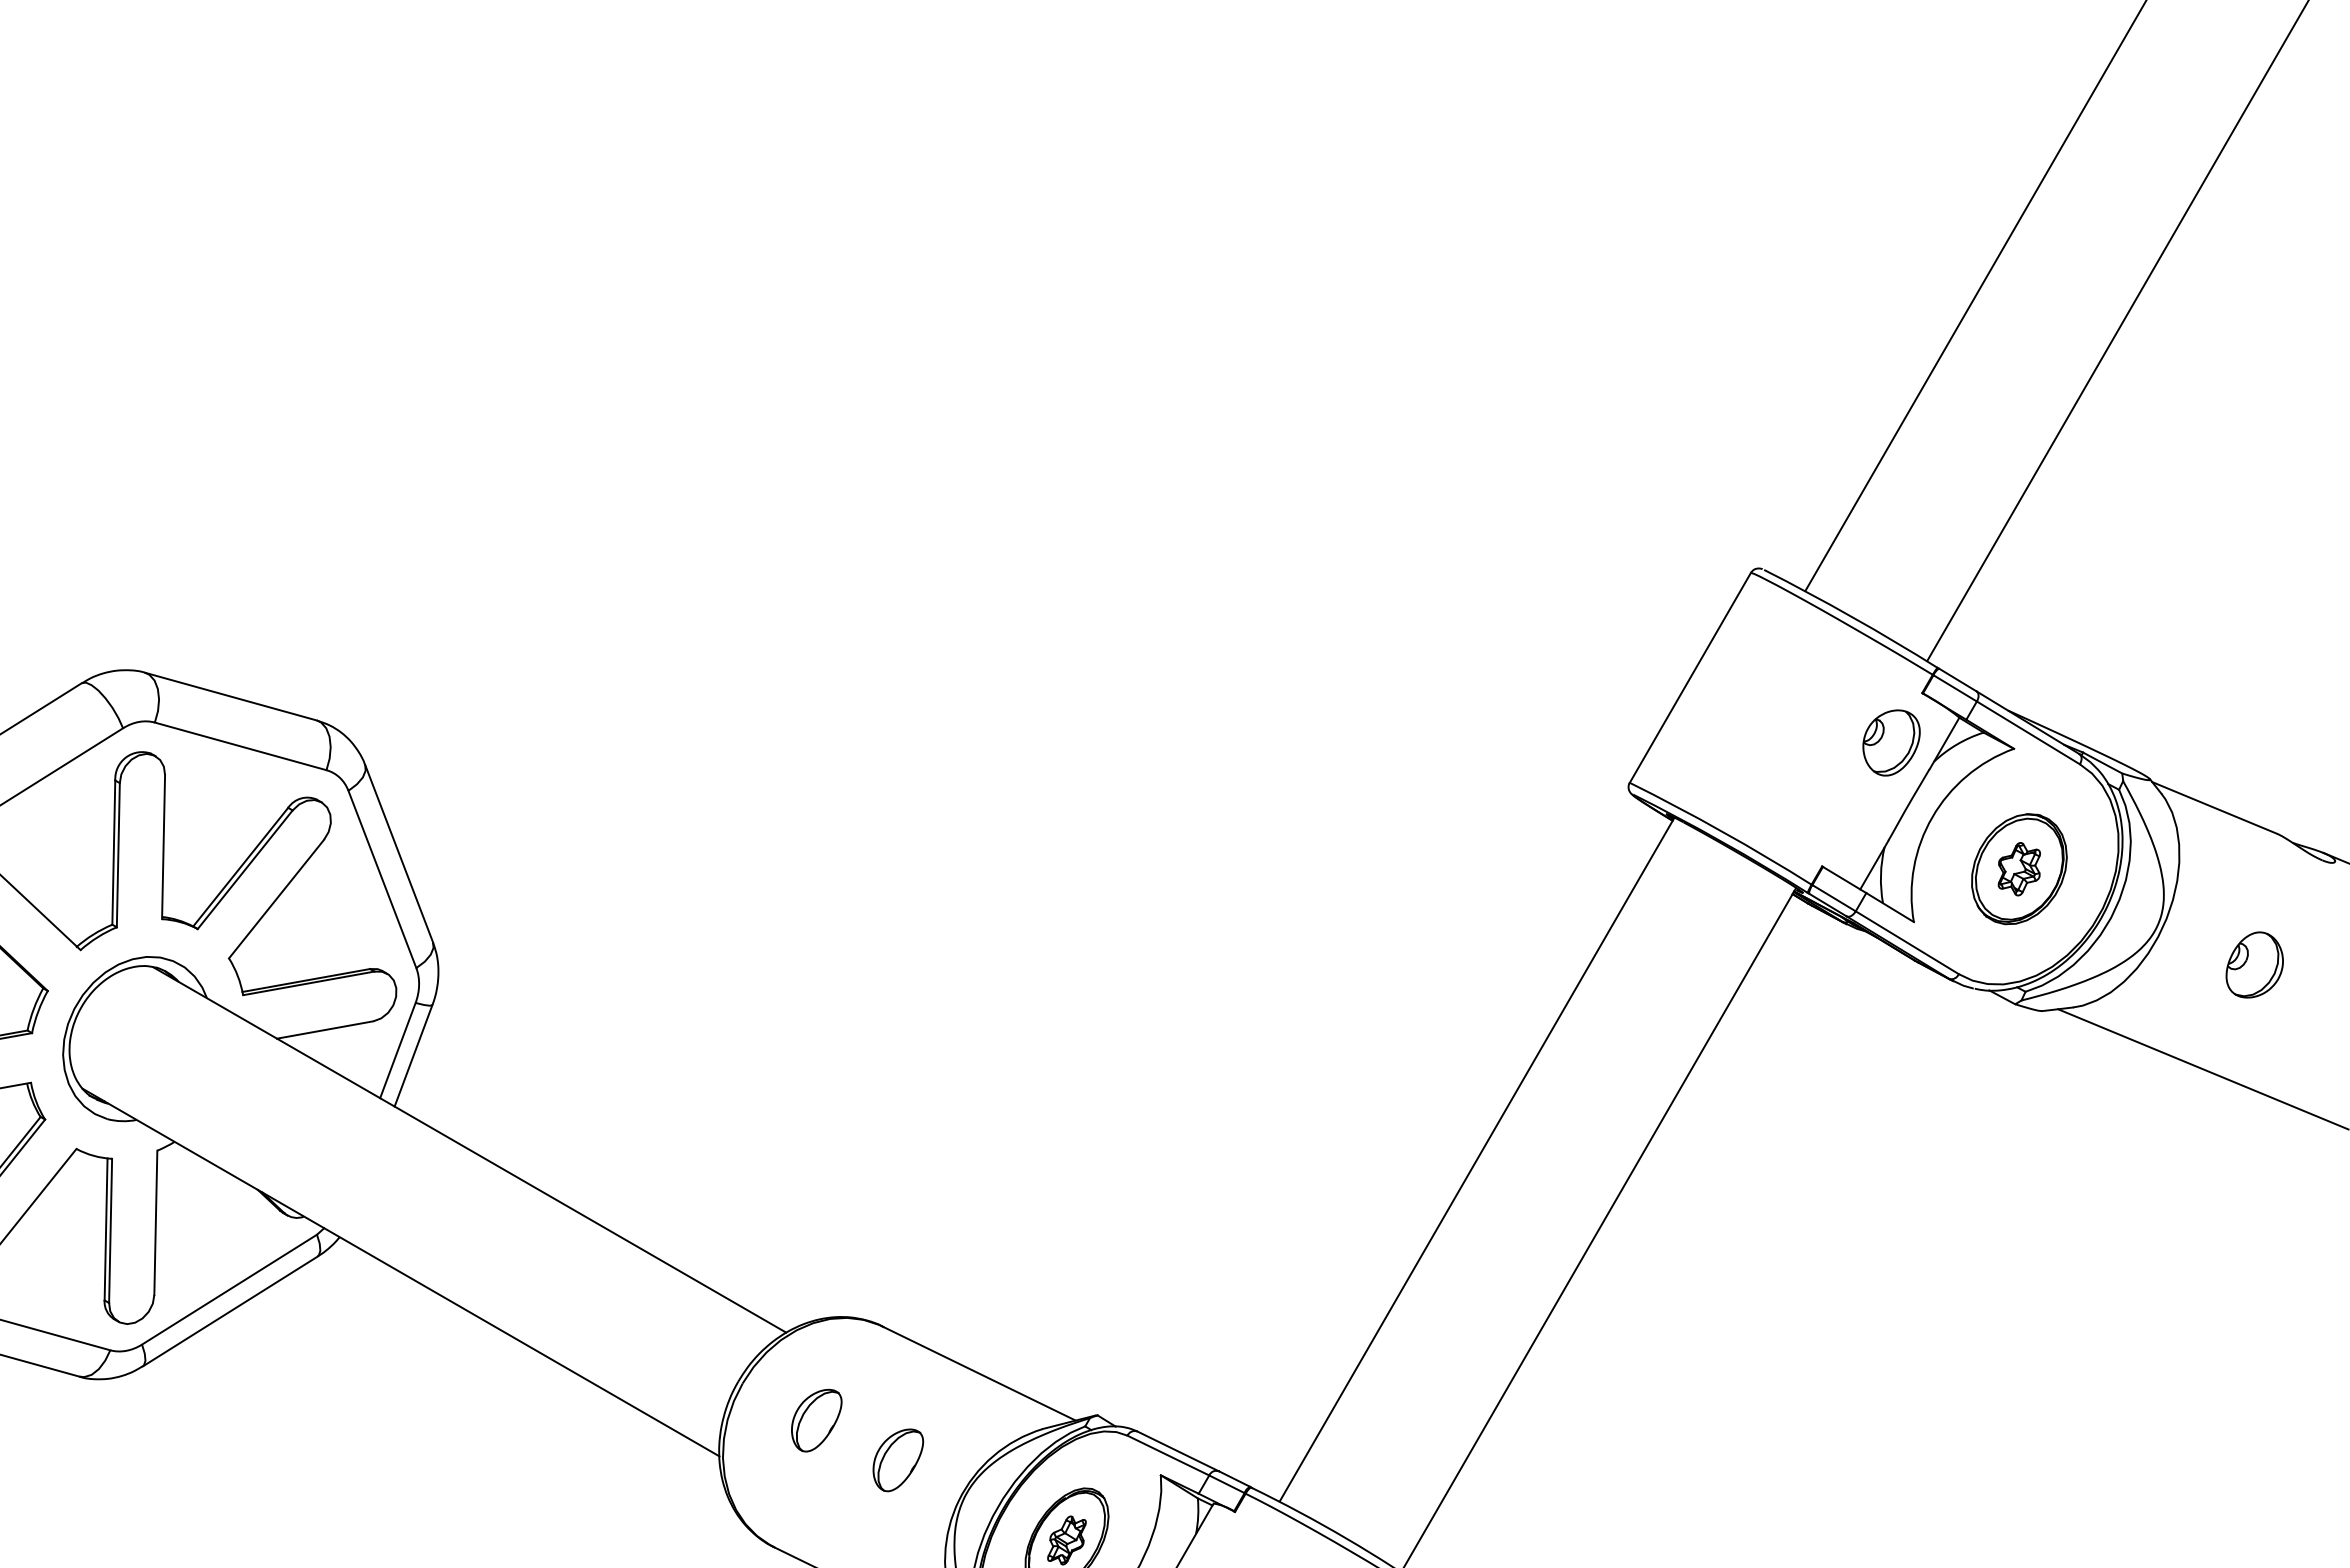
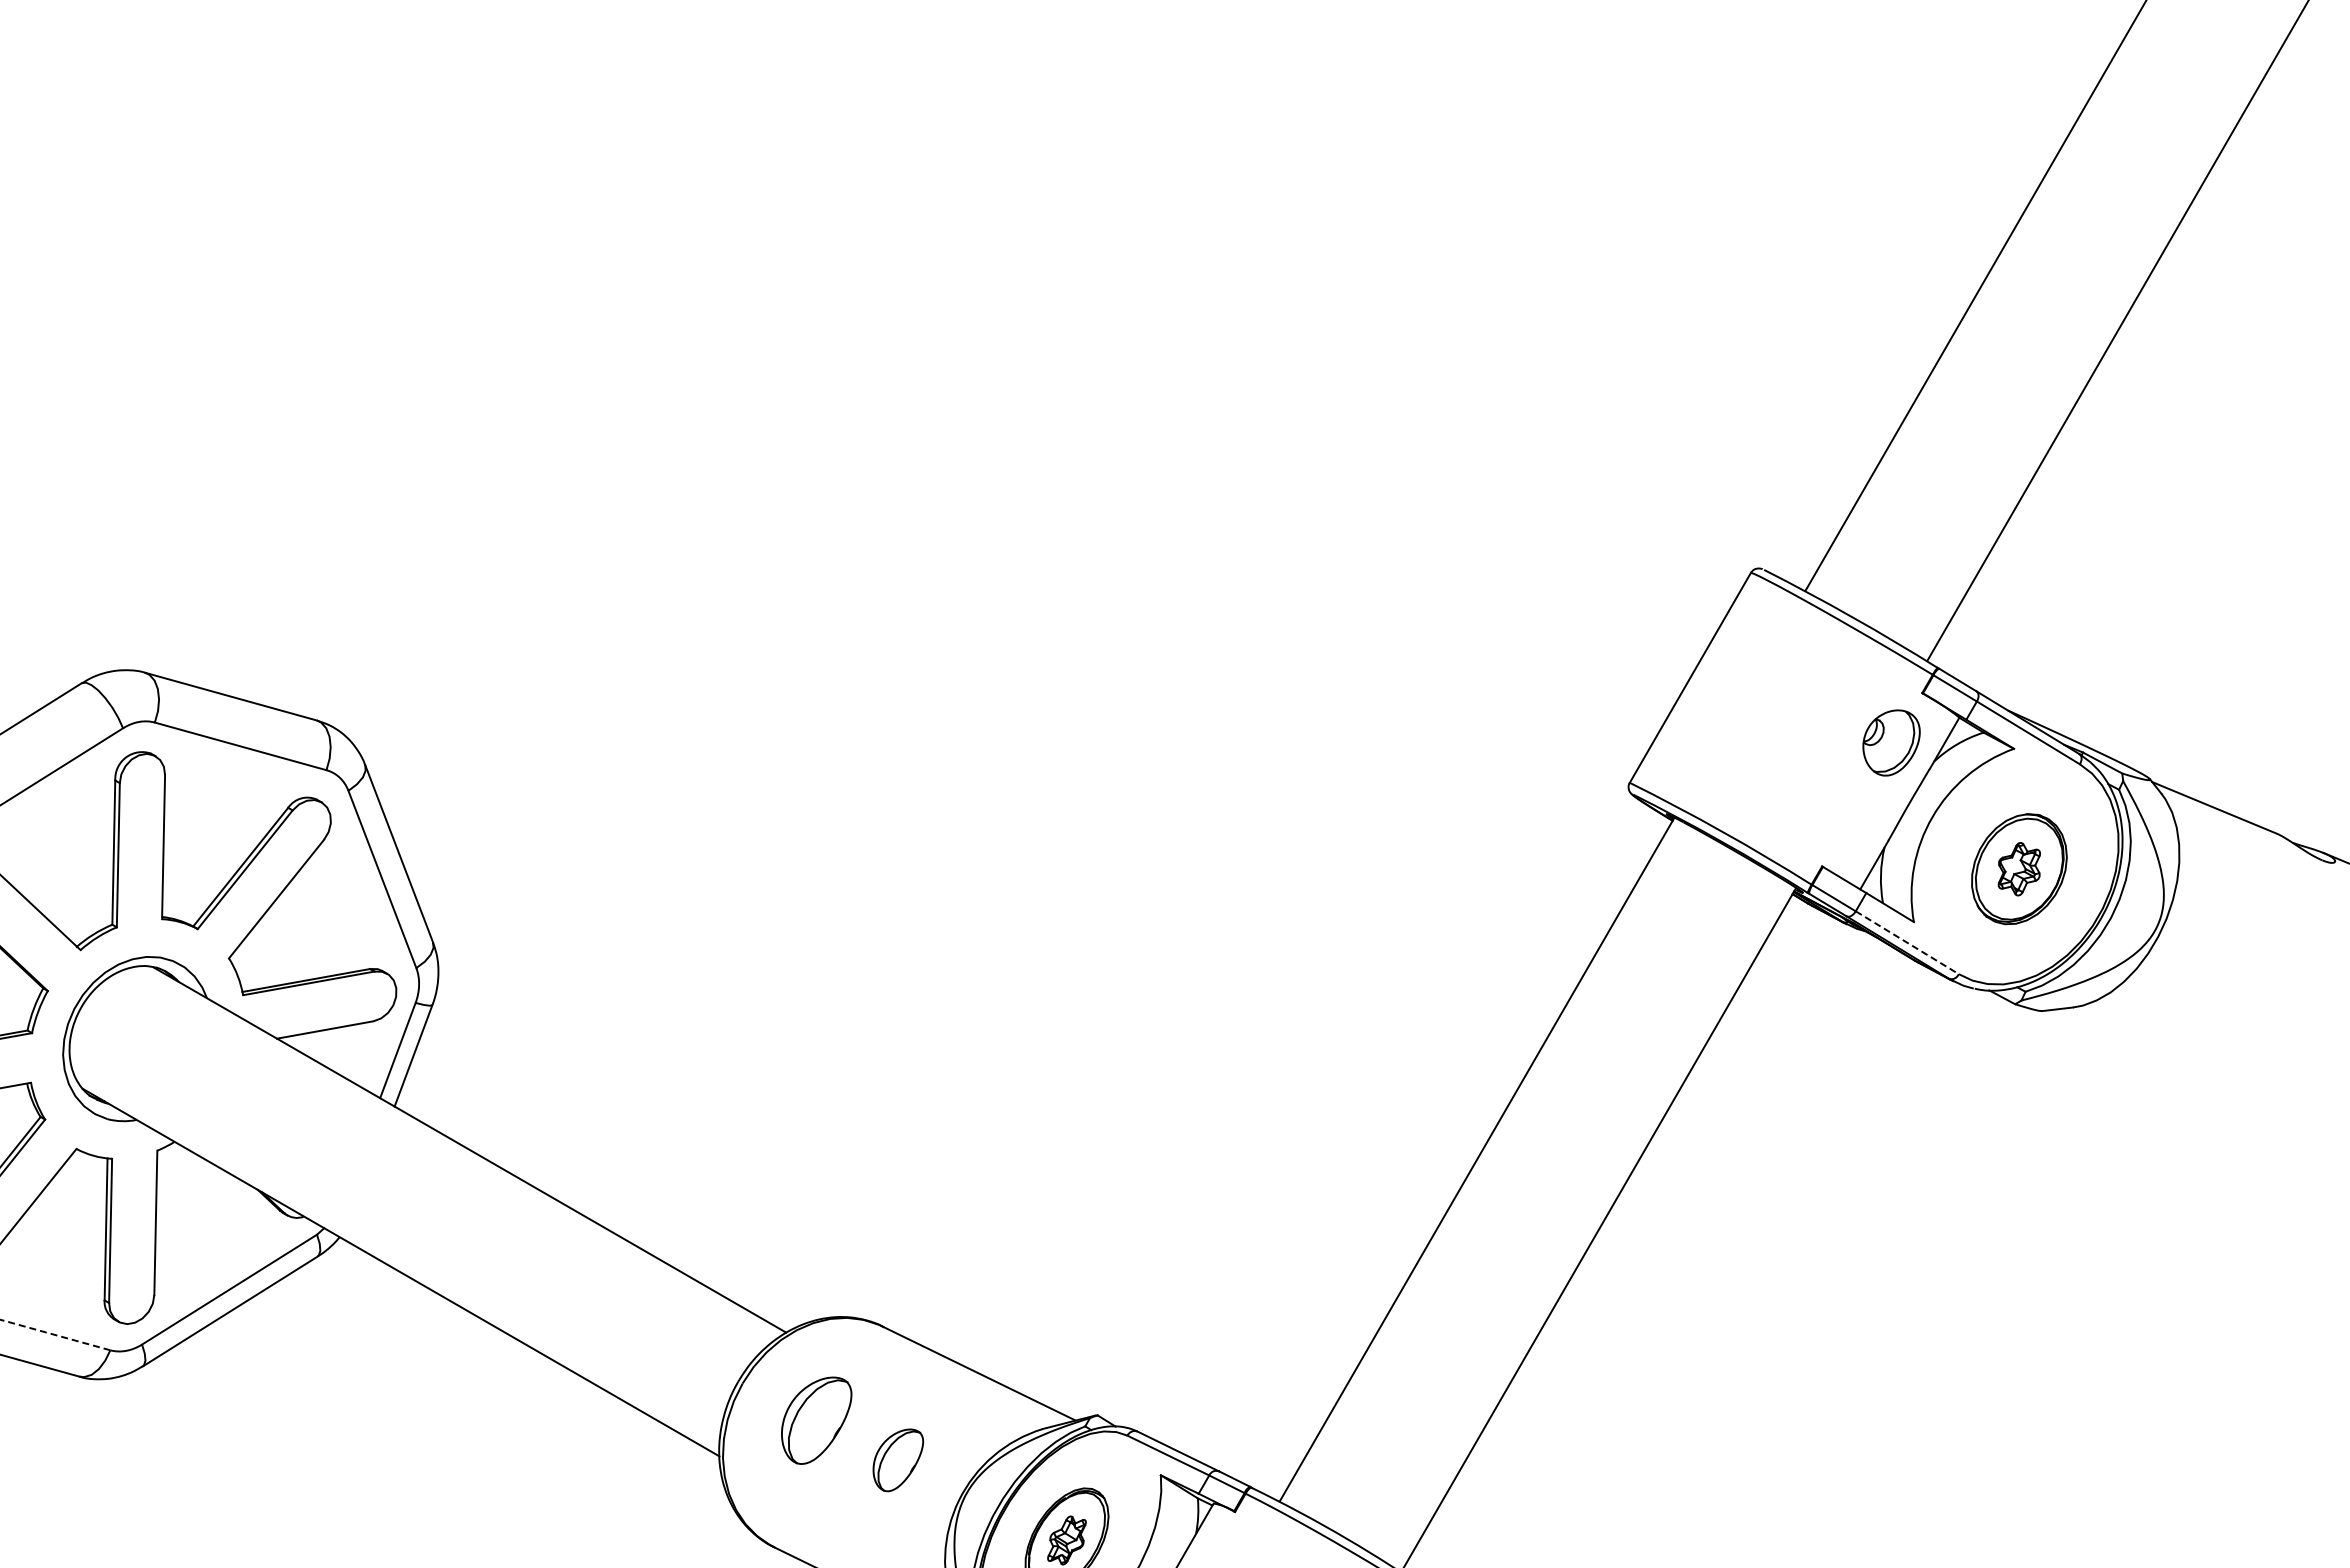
line: solid -> dashed (1907, 943)
part: present -> none (2254, 964)
line: present -> none (2202, 1068)
line: solid -> dashed (54, 1334)
part size: 52x65 px -> 72x89 px (816, 1420)
